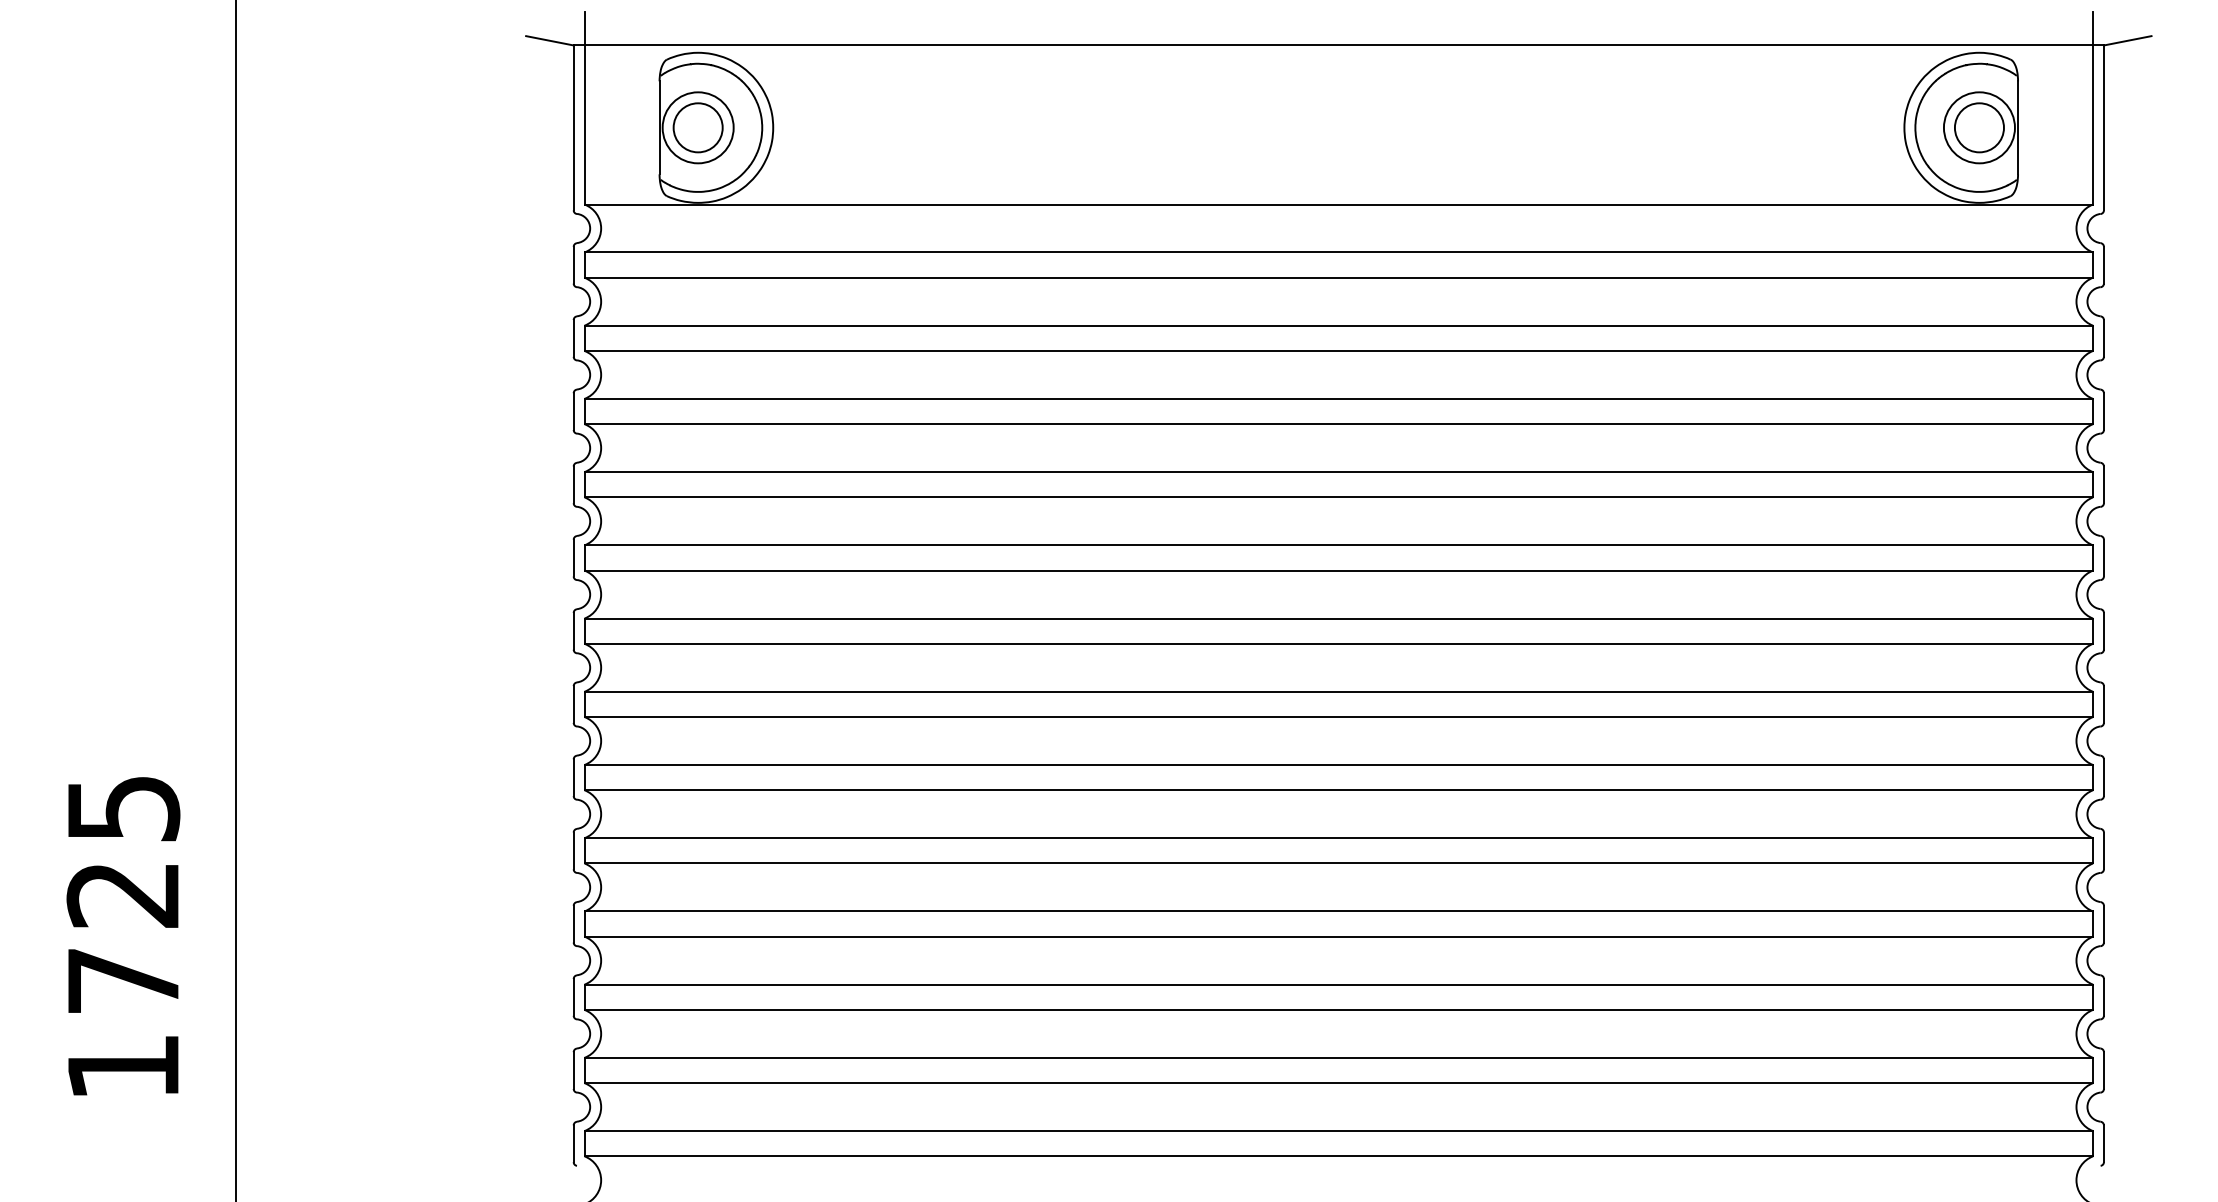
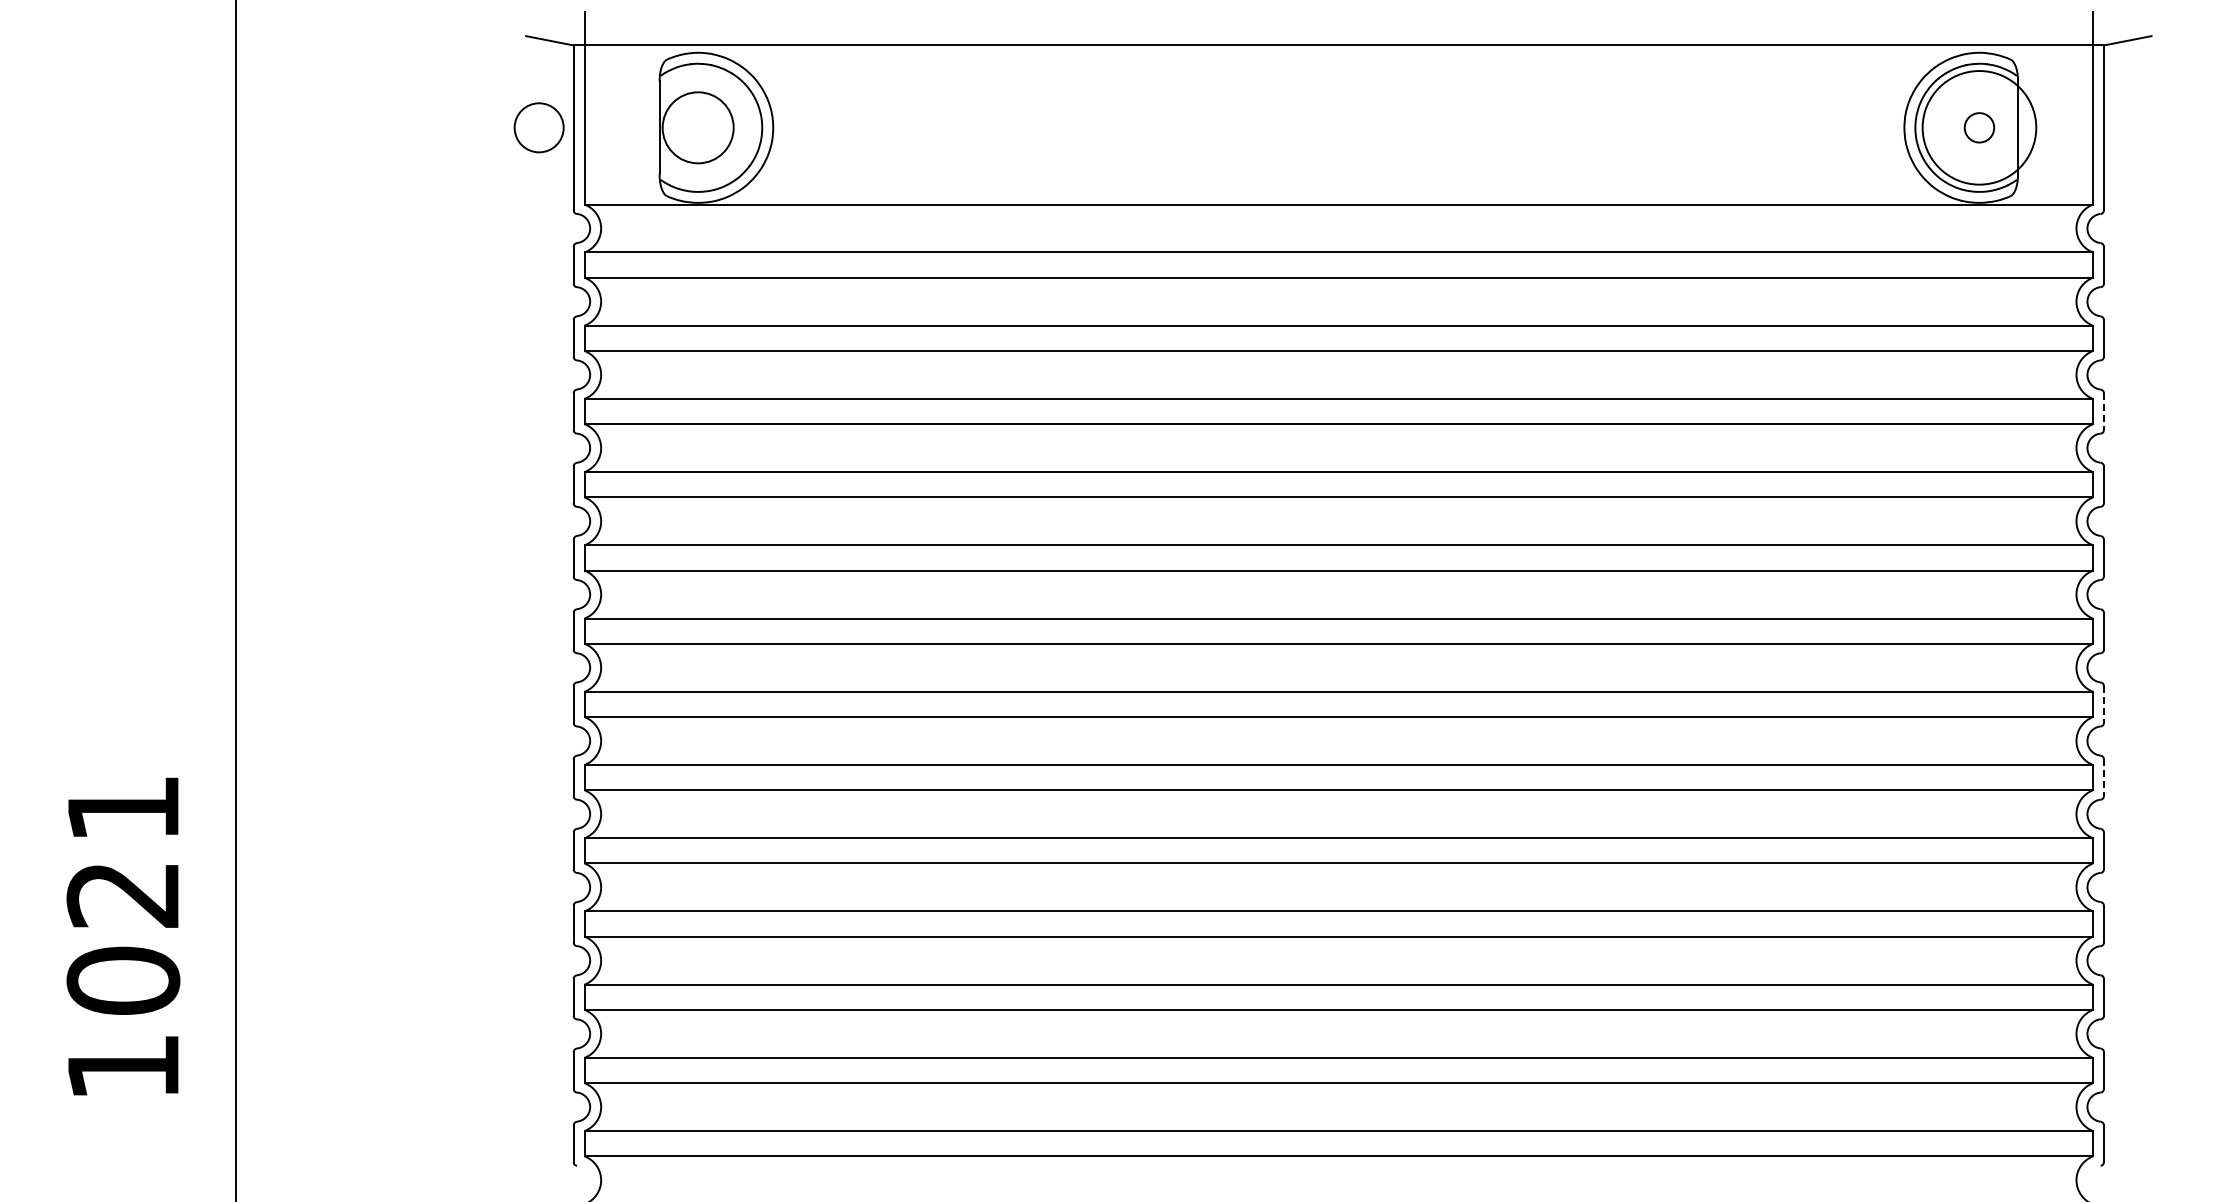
circle position: (697, 127) -> (538, 127) (538, 127)
circle diameter: 49 px -> 29 px (1979, 127)
circle diameter: 71 px -> 114 px (1979, 127)
line: solid -> dashed (2103, 412)
line: solid -> dashed (2103, 705)
line: solid -> dashed (2103, 778)
text: 1725 -> 1021 (123, 895)
